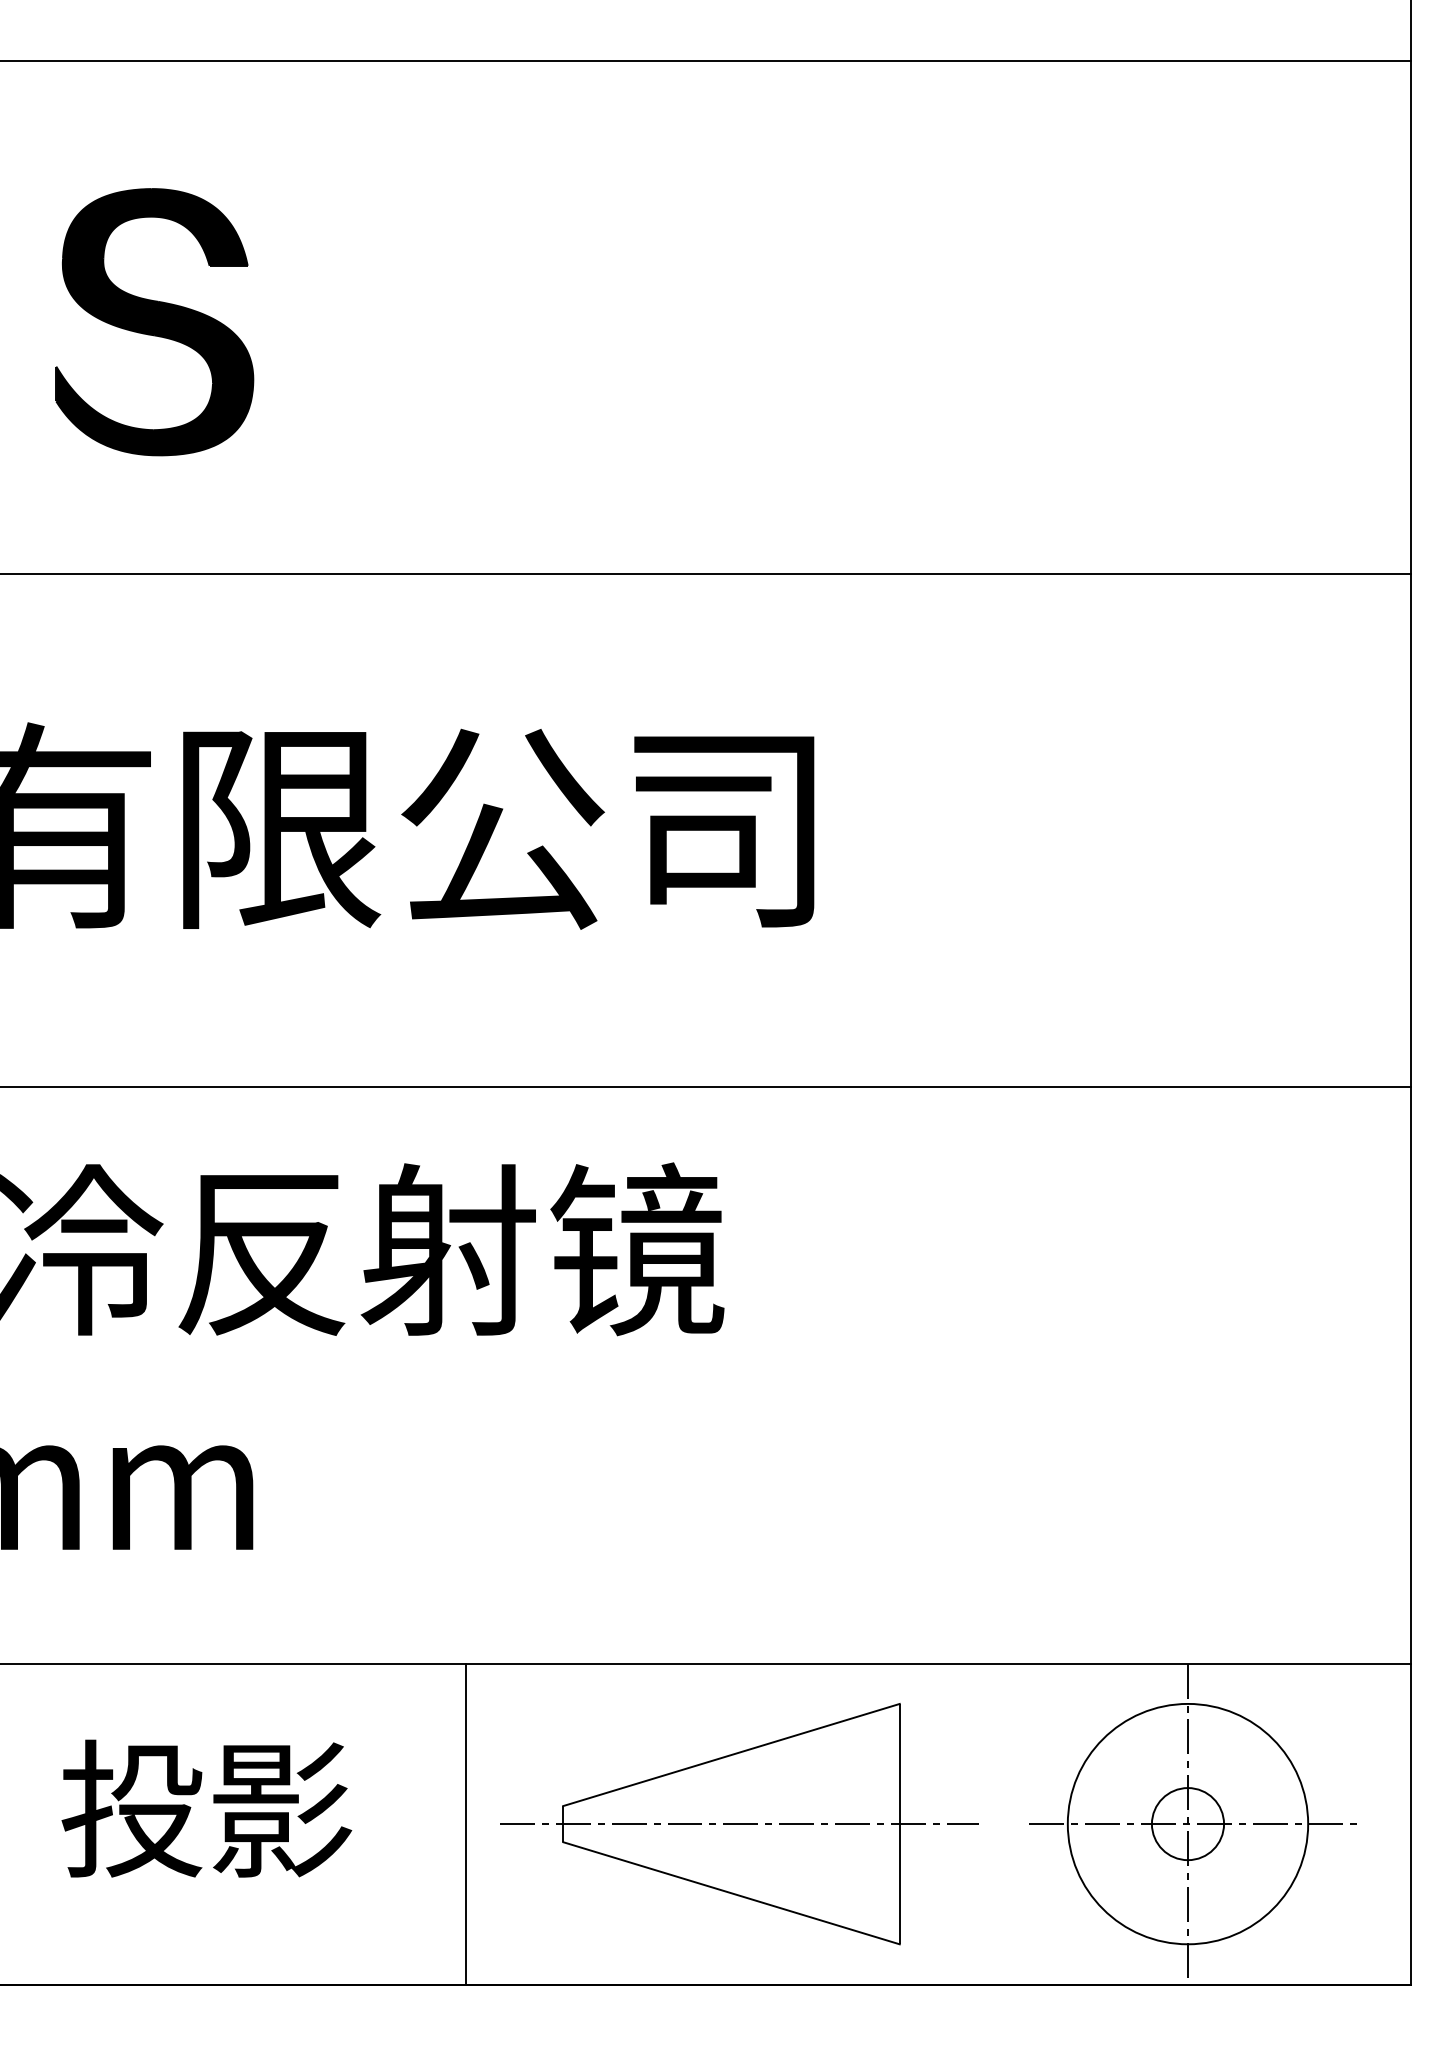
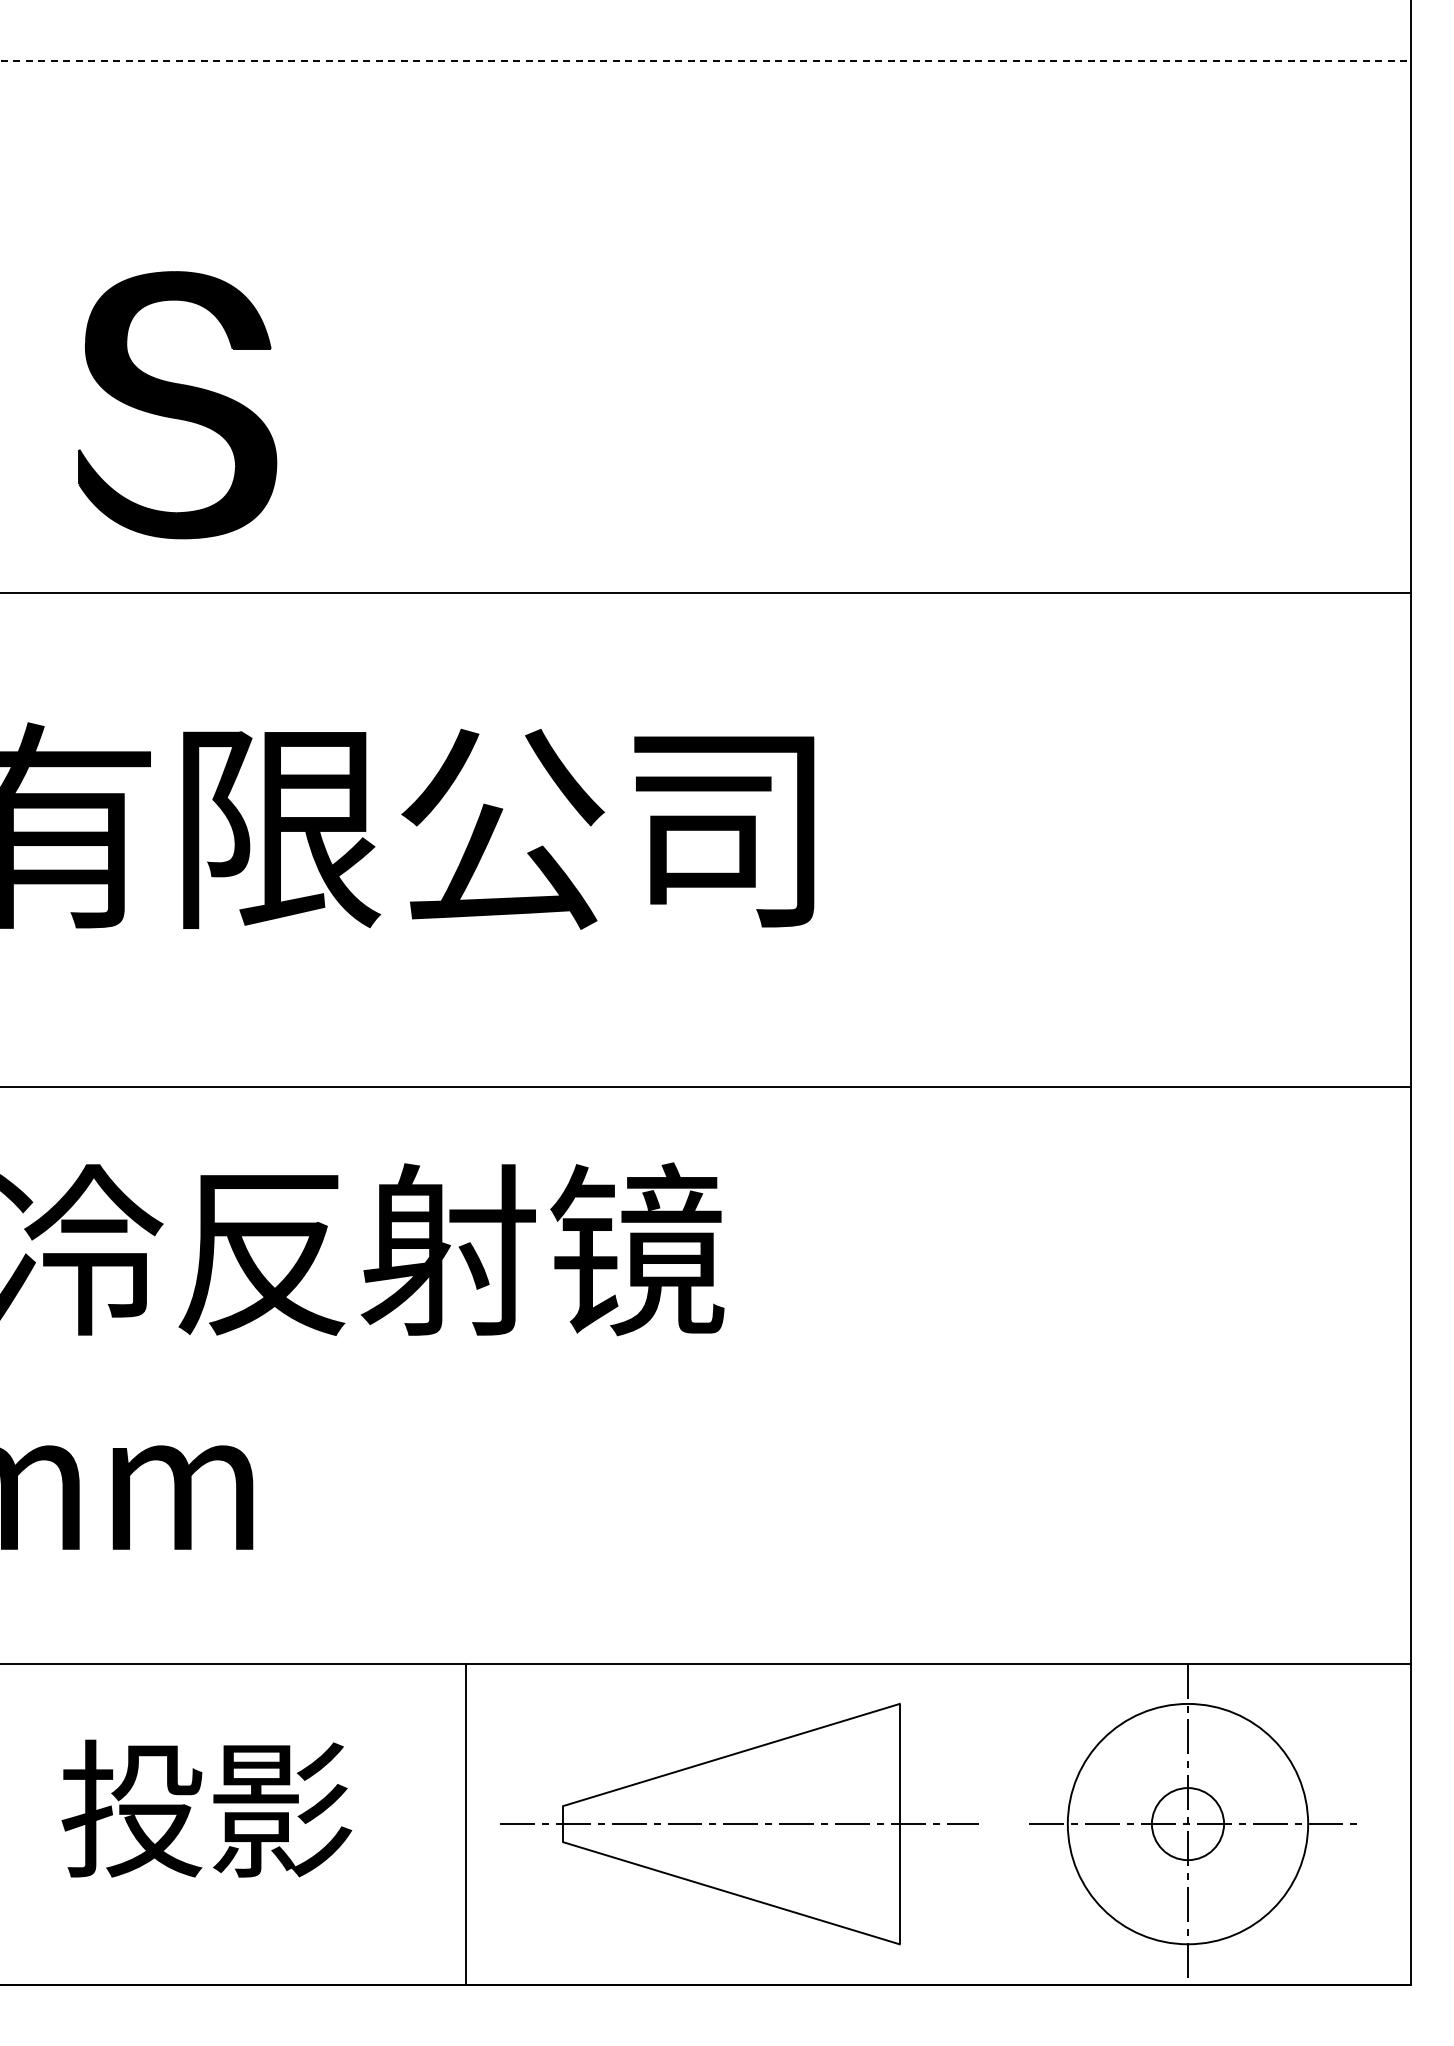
line: solid -> dashed (705, 61)
part position: (154, 322) -> (177, 405) (177, 405)
line position: (706, 574) -> (706, 593) (706, 593)
